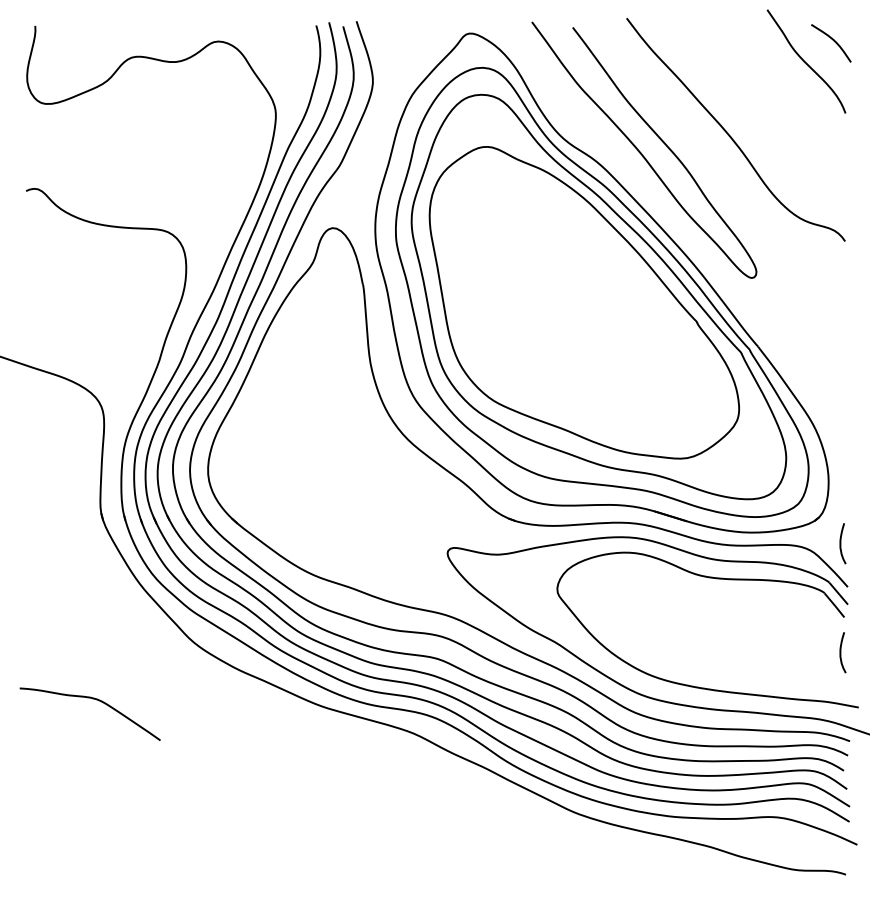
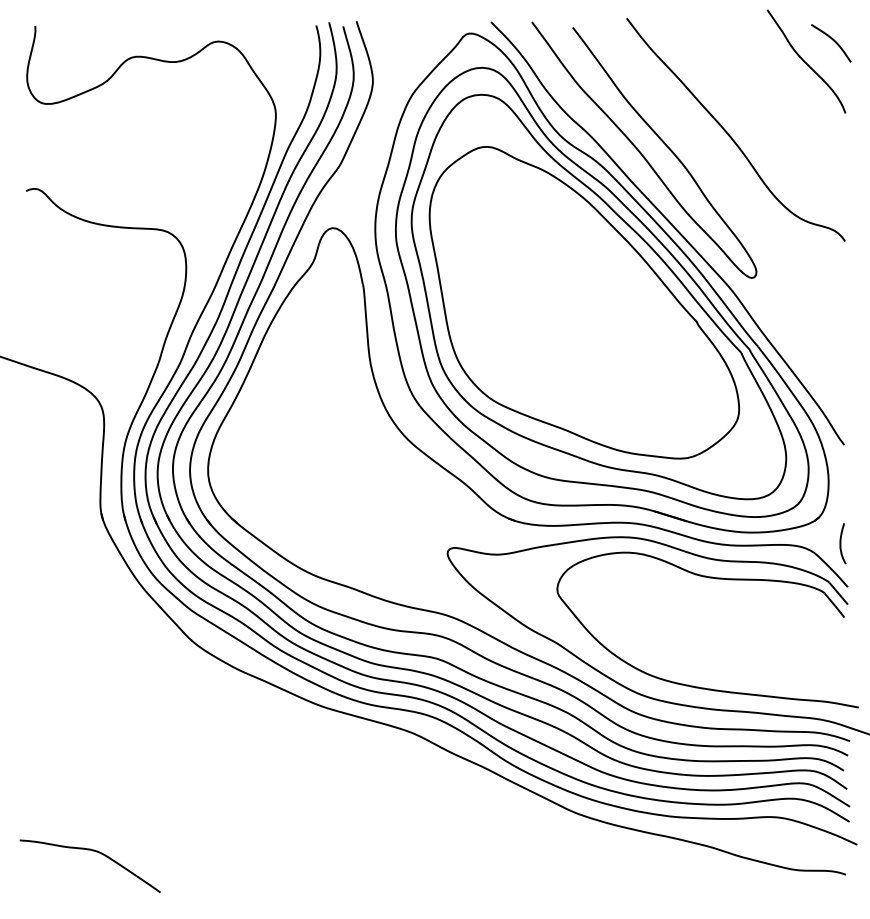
curve: none -> present (673, 227)
curve: present -> none (841, 652)
curve position: (92, 699) -> (92, 851) (92, 851)
